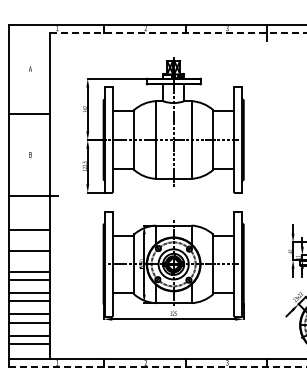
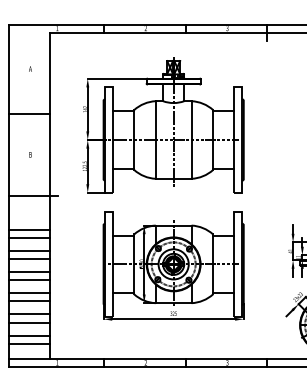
line: dashed -> solid (178, 32)
line: none -> present (28, 238)
line: none -> present (28, 259)
line: dashed -> solid (157, 367)
